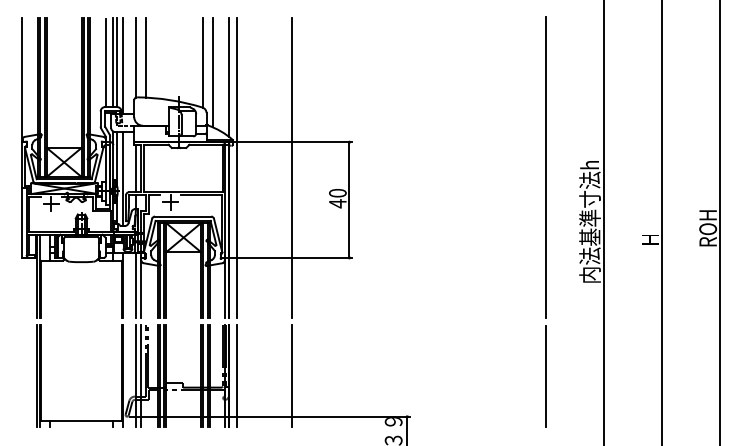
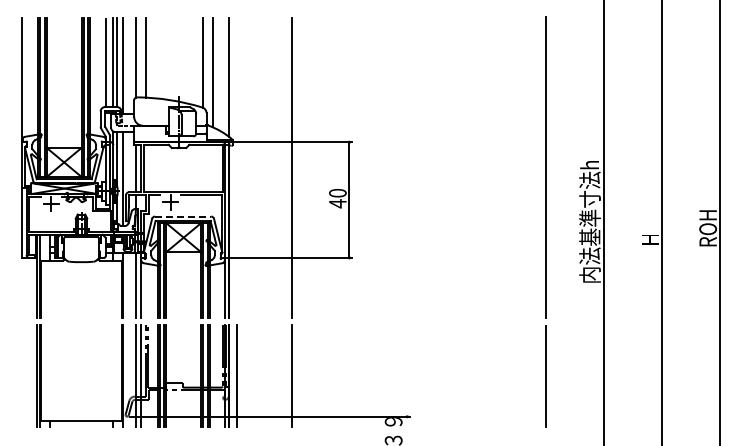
line: present -> none (237, 167)
line: solid -> dashed (183, 216)
line: present -> none (407, 429)
